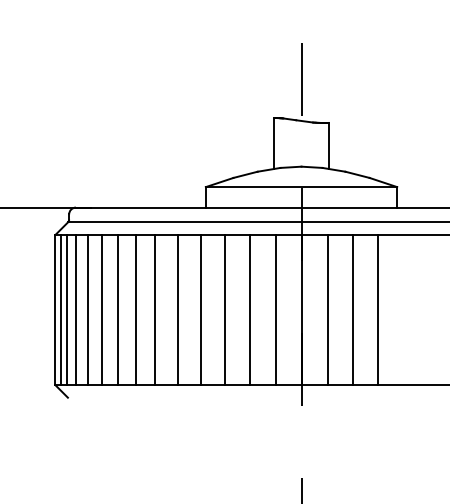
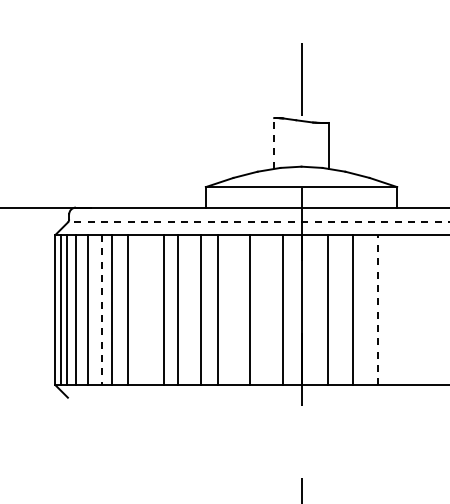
line: solid -> dashed (274, 142)
line: solid -> dashed (258, 222)
line position: (117, 309) -> (111, 309) (111, 309)
line position: (135, 309) -> (127, 309) (127, 309)
line position: (155, 309) -> (164, 309) (164, 309)
line position: (225, 309) -> (218, 309) (218, 309)
line position: (275, 309) -> (282, 309) (282, 309)
line: solid -> dashed (378, 309)
line: solid -> dashed (101, 310)
